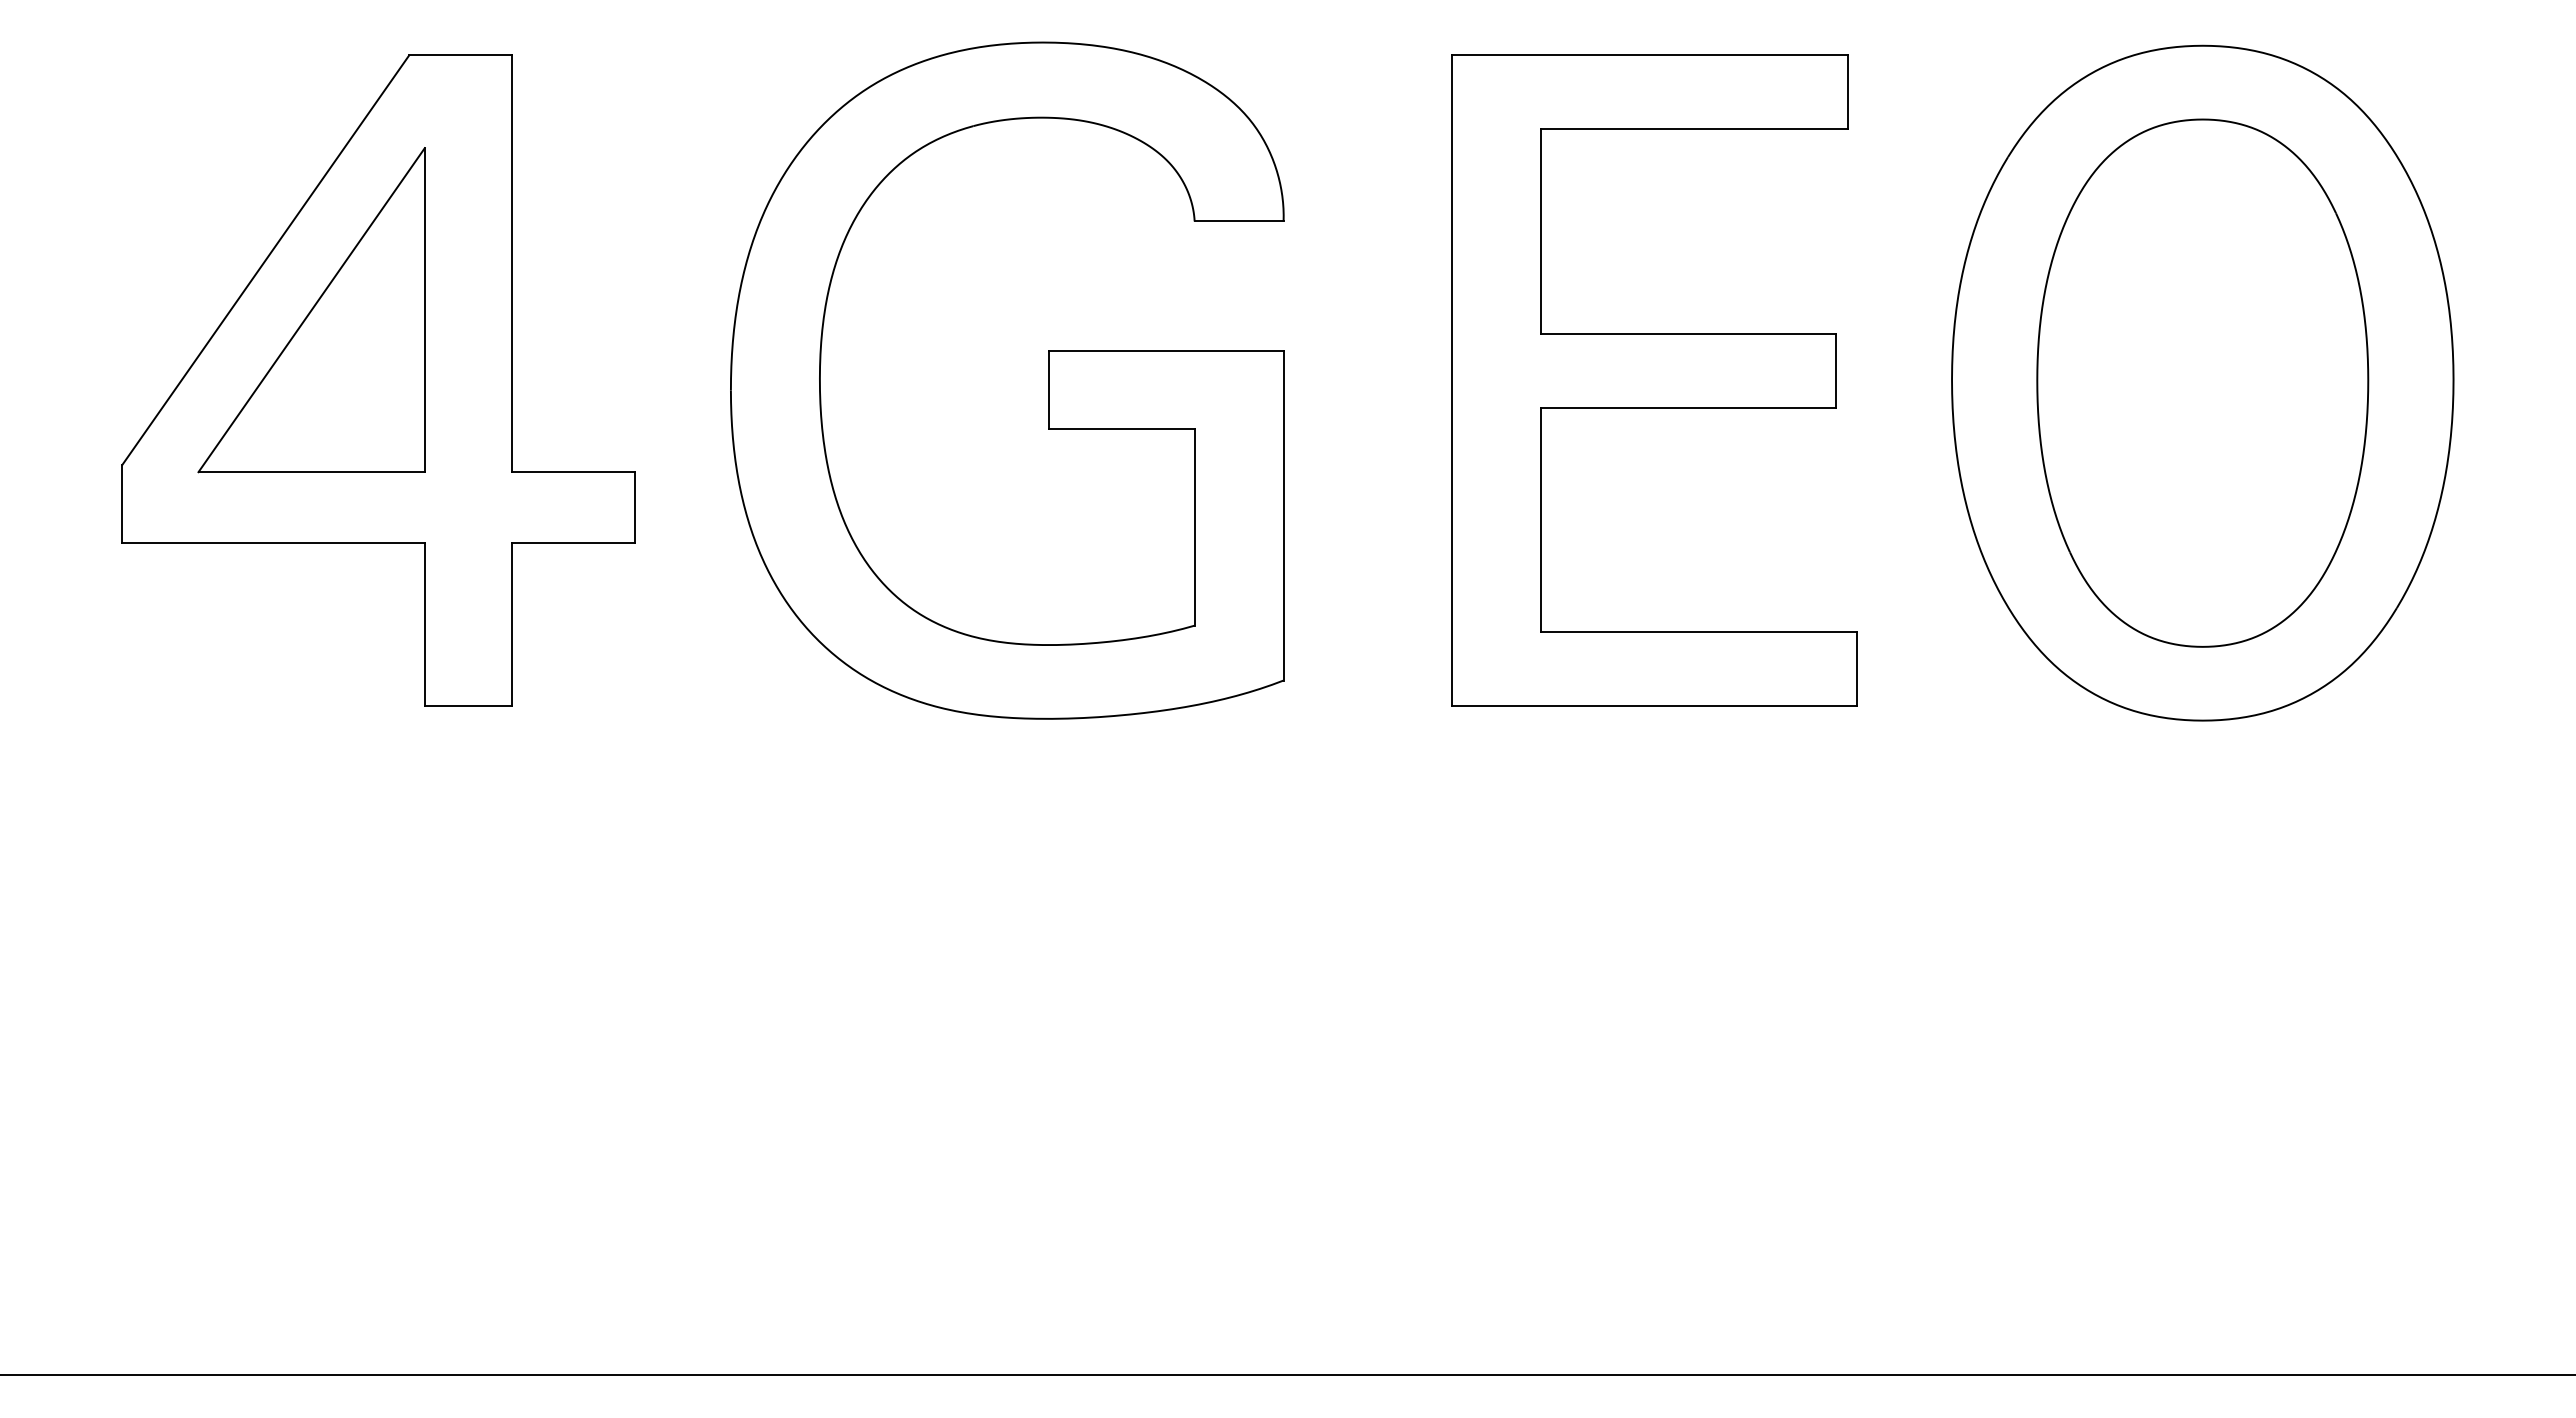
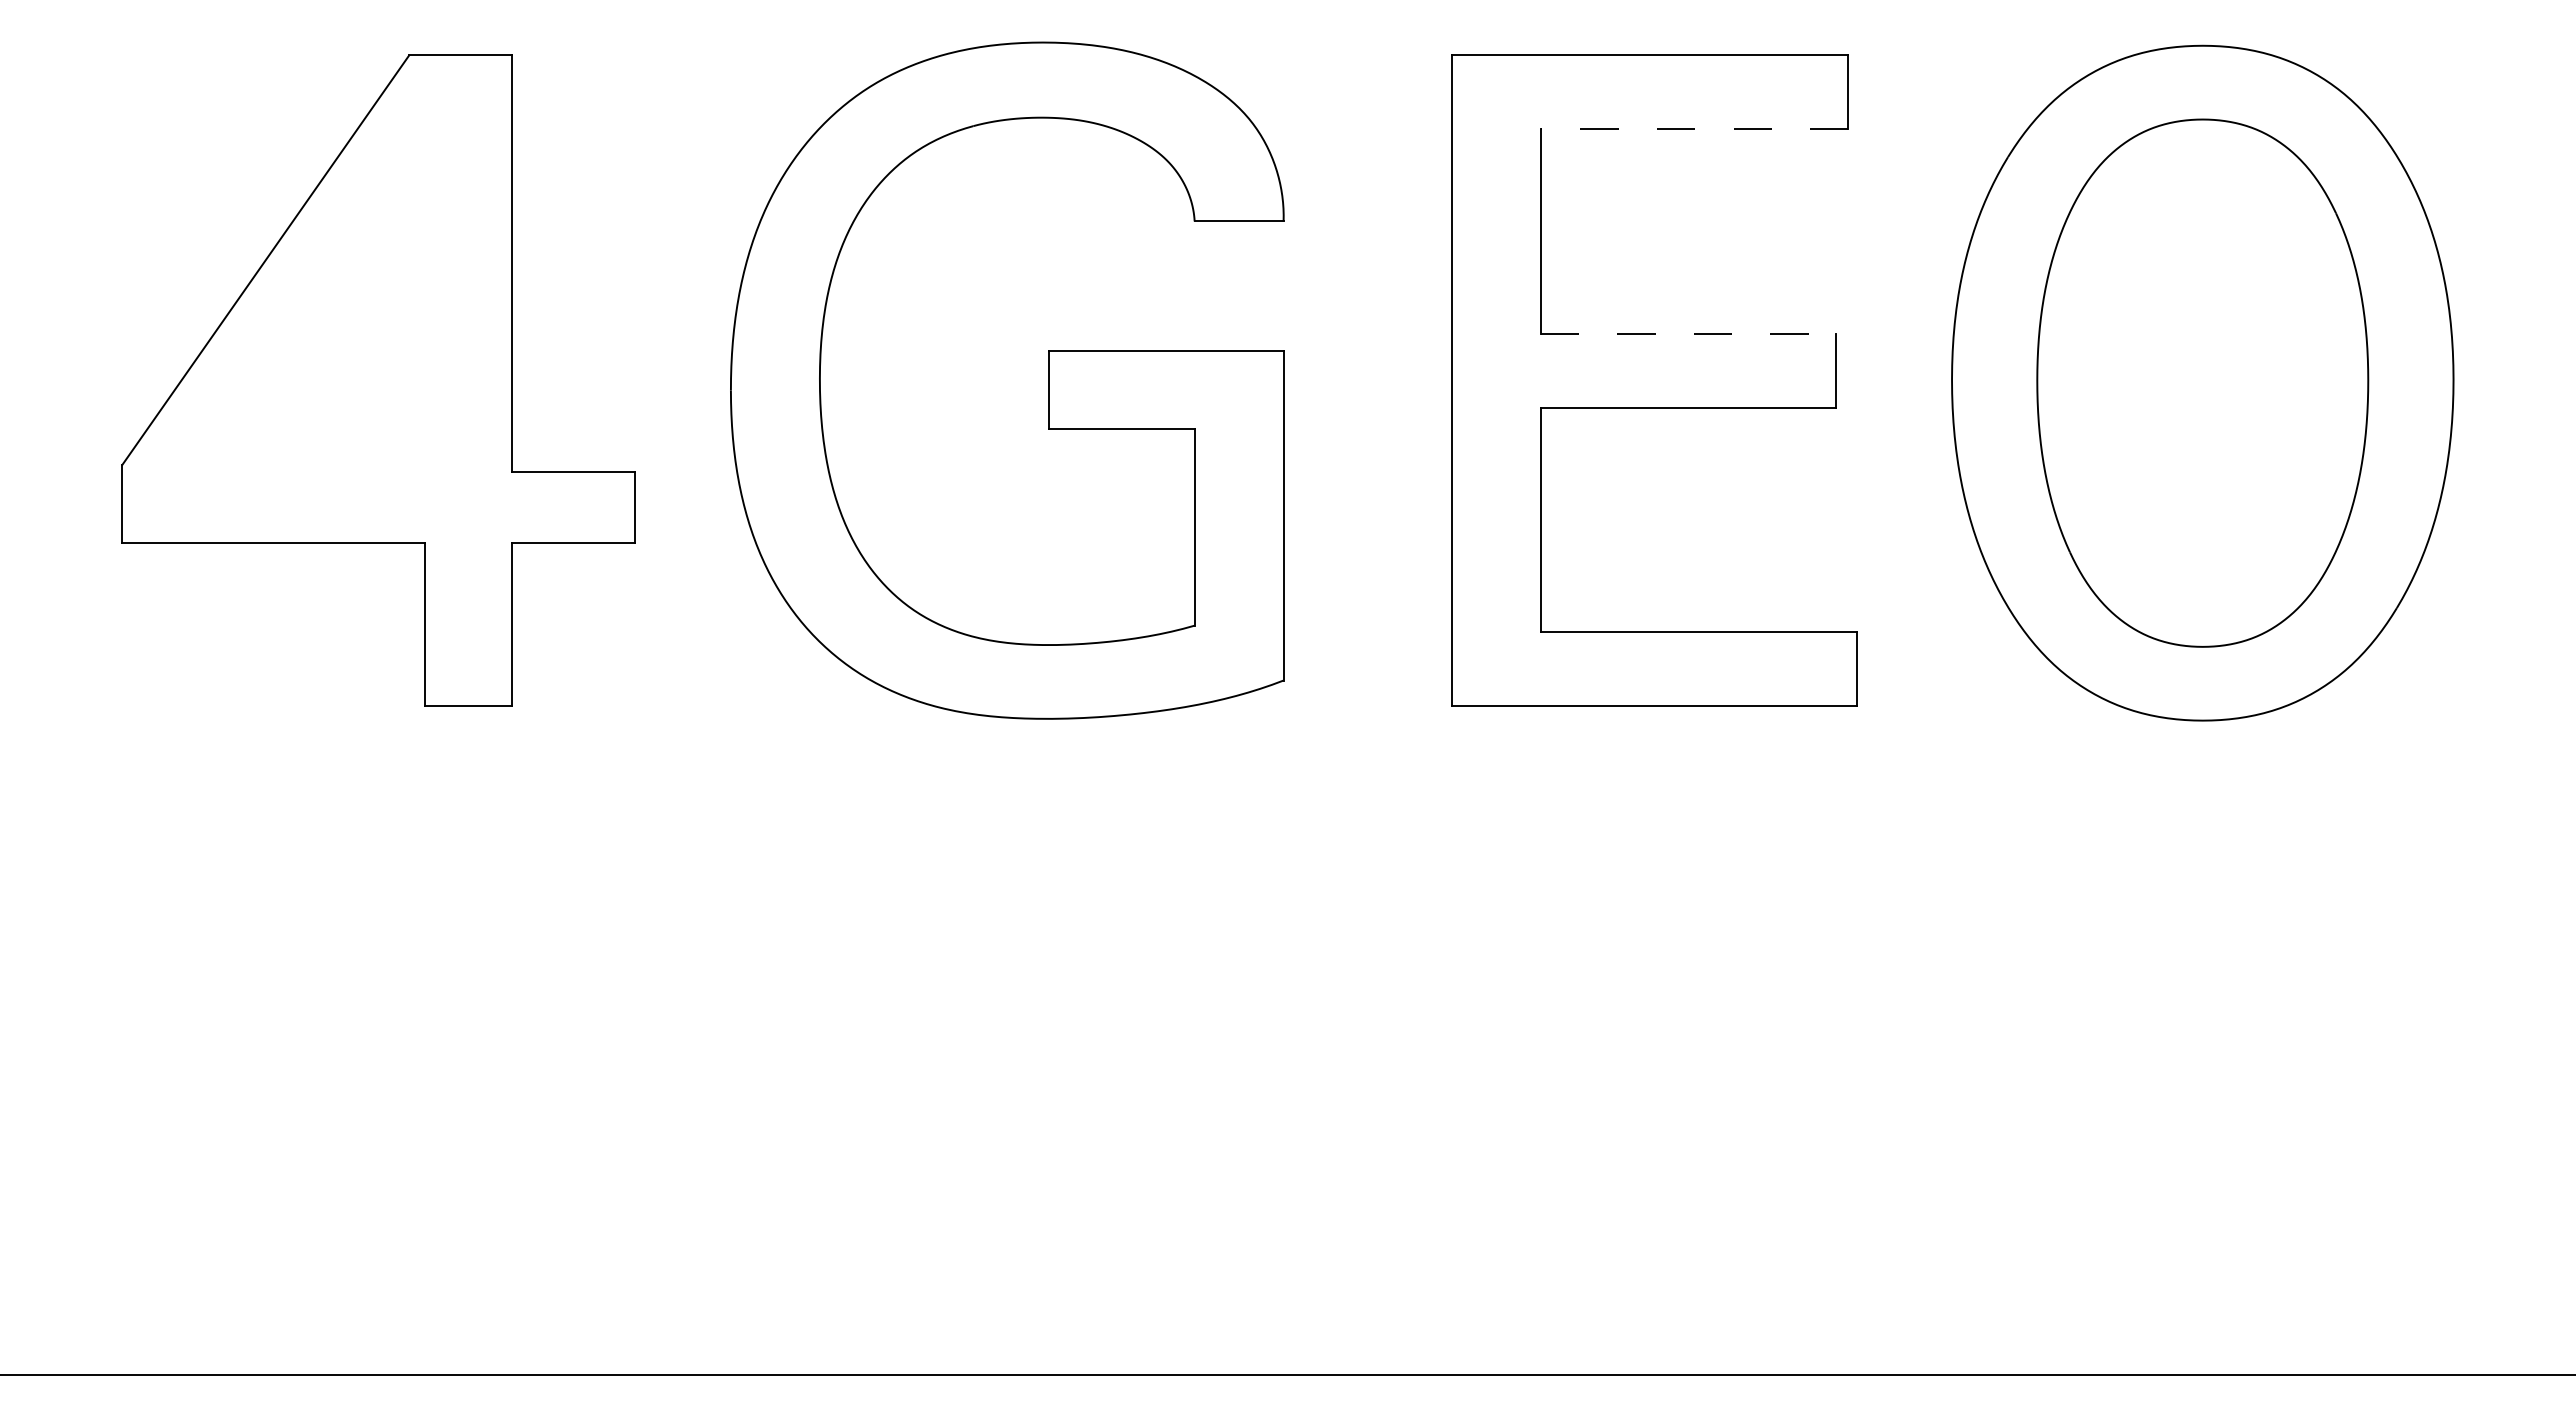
line: solid -> dashed (1694, 129)
part: present -> none (311, 310)
line: solid -> dashed (1688, 334)
